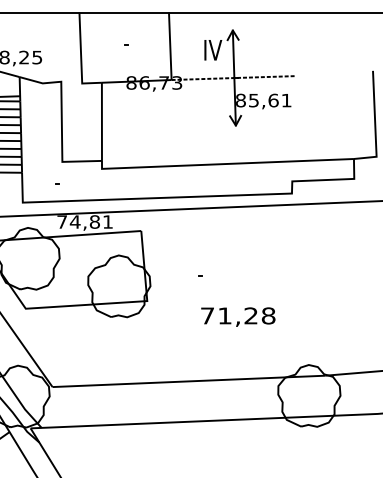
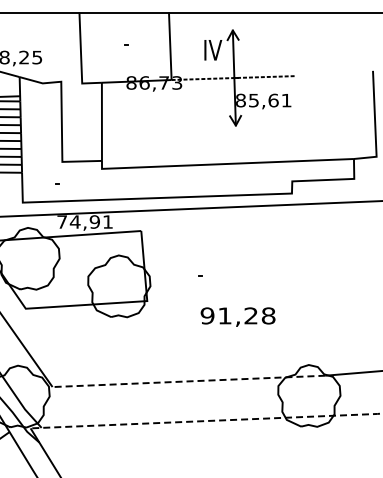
text: 74,81 -> 74,91 (94, 221)
text: 71,28 -> 91,28 (207, 315)
line: solid -> dashed (188, 381)
line: solid -> dashed (207, 421)
